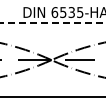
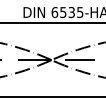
line: dashed -> solid (53, 23)
